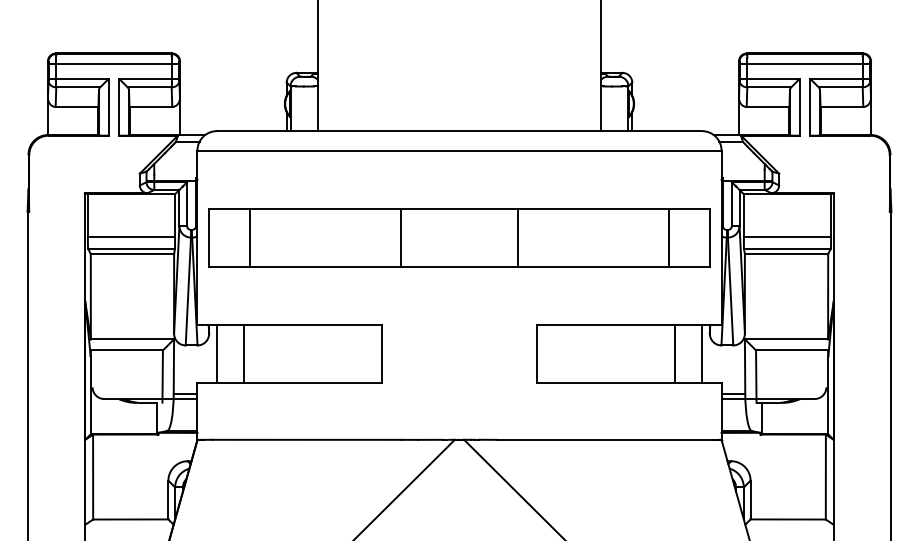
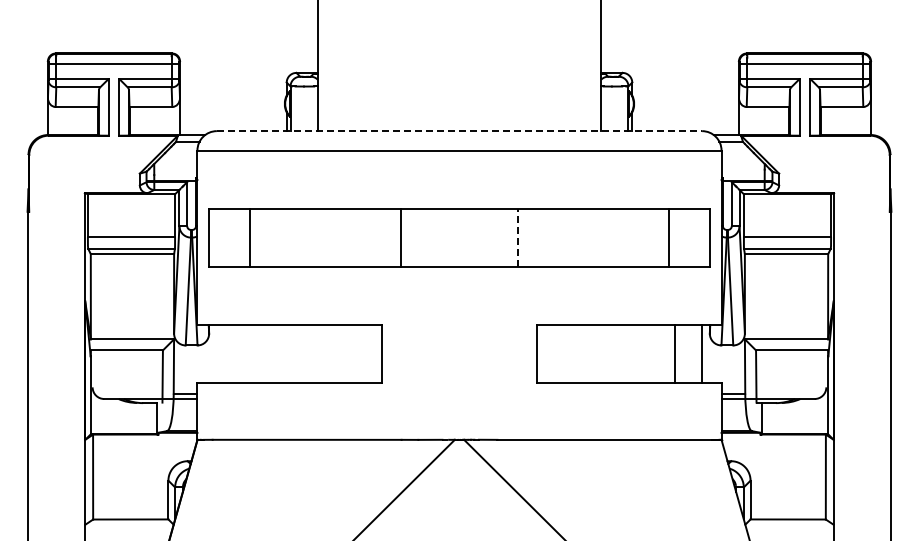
line: solid -> dashed (459, 131)
line: solid -> dashed (517, 237)
line: present -> none (216, 354)
line: present -> none (244, 354)
